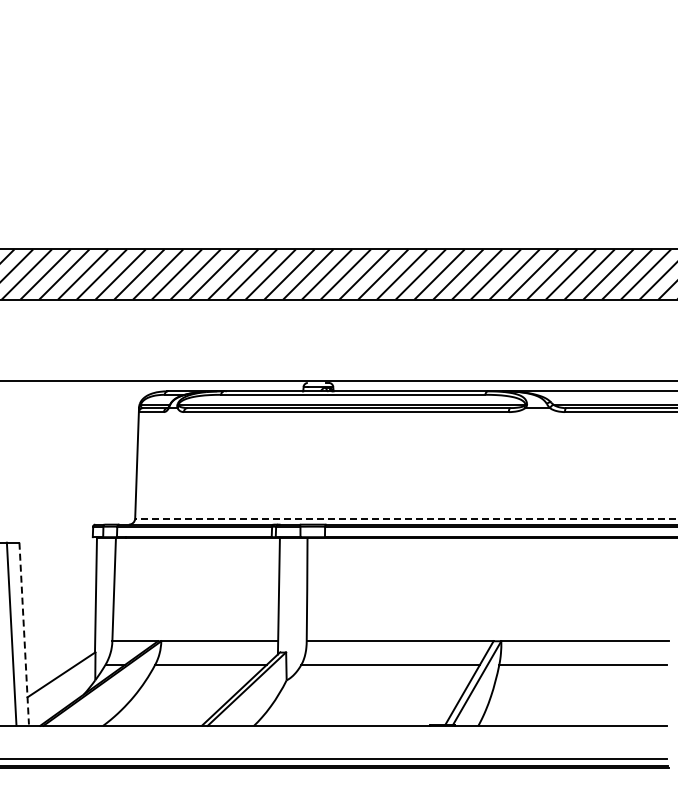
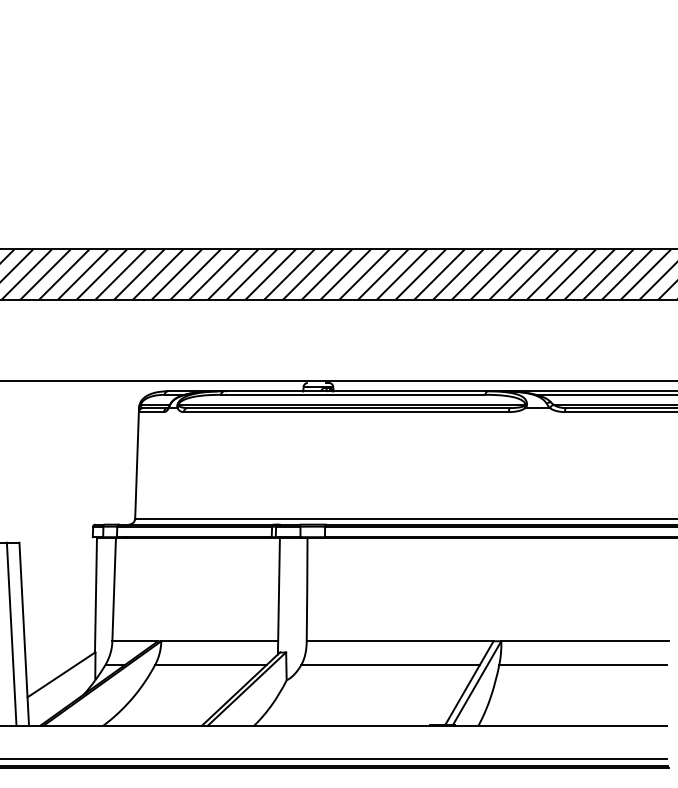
line: none -> present (605, 394)
line: dashed -> solid (406, 518)
line: dashed -> solid (24, 634)
